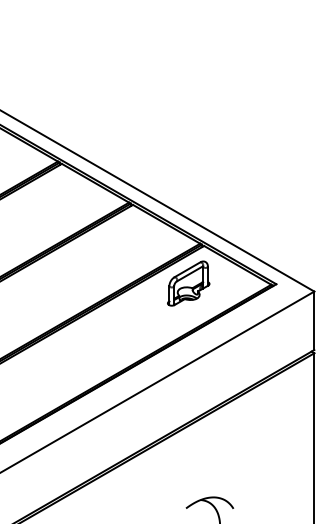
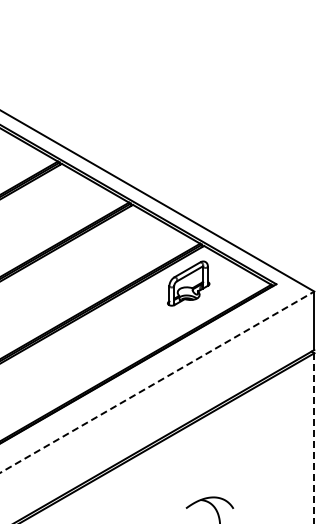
line: solid -> dashed (157, 381)
line: solid -> dashed (314, 439)
